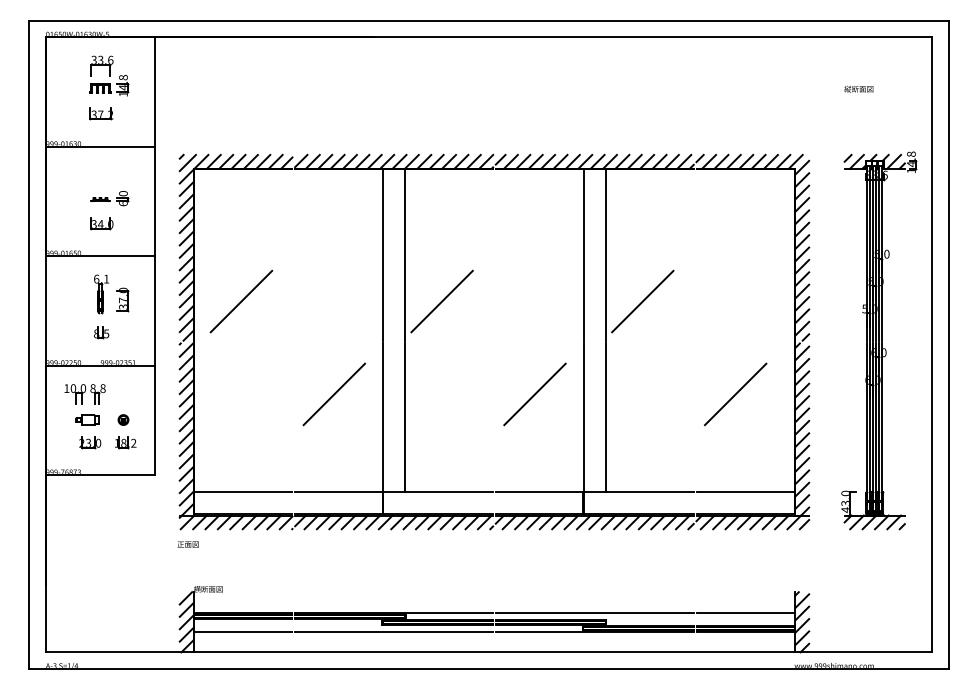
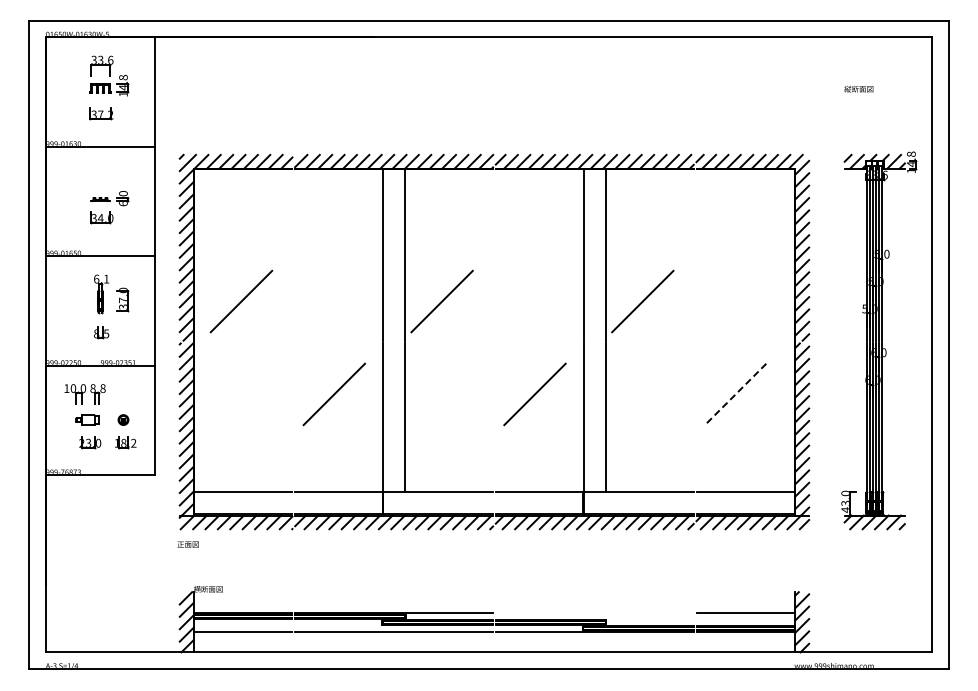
part position: (101, 223) -> (101, 217) (101, 217)
line: solid -> dashed (735, 394)
line: present -> none (594, 612)
